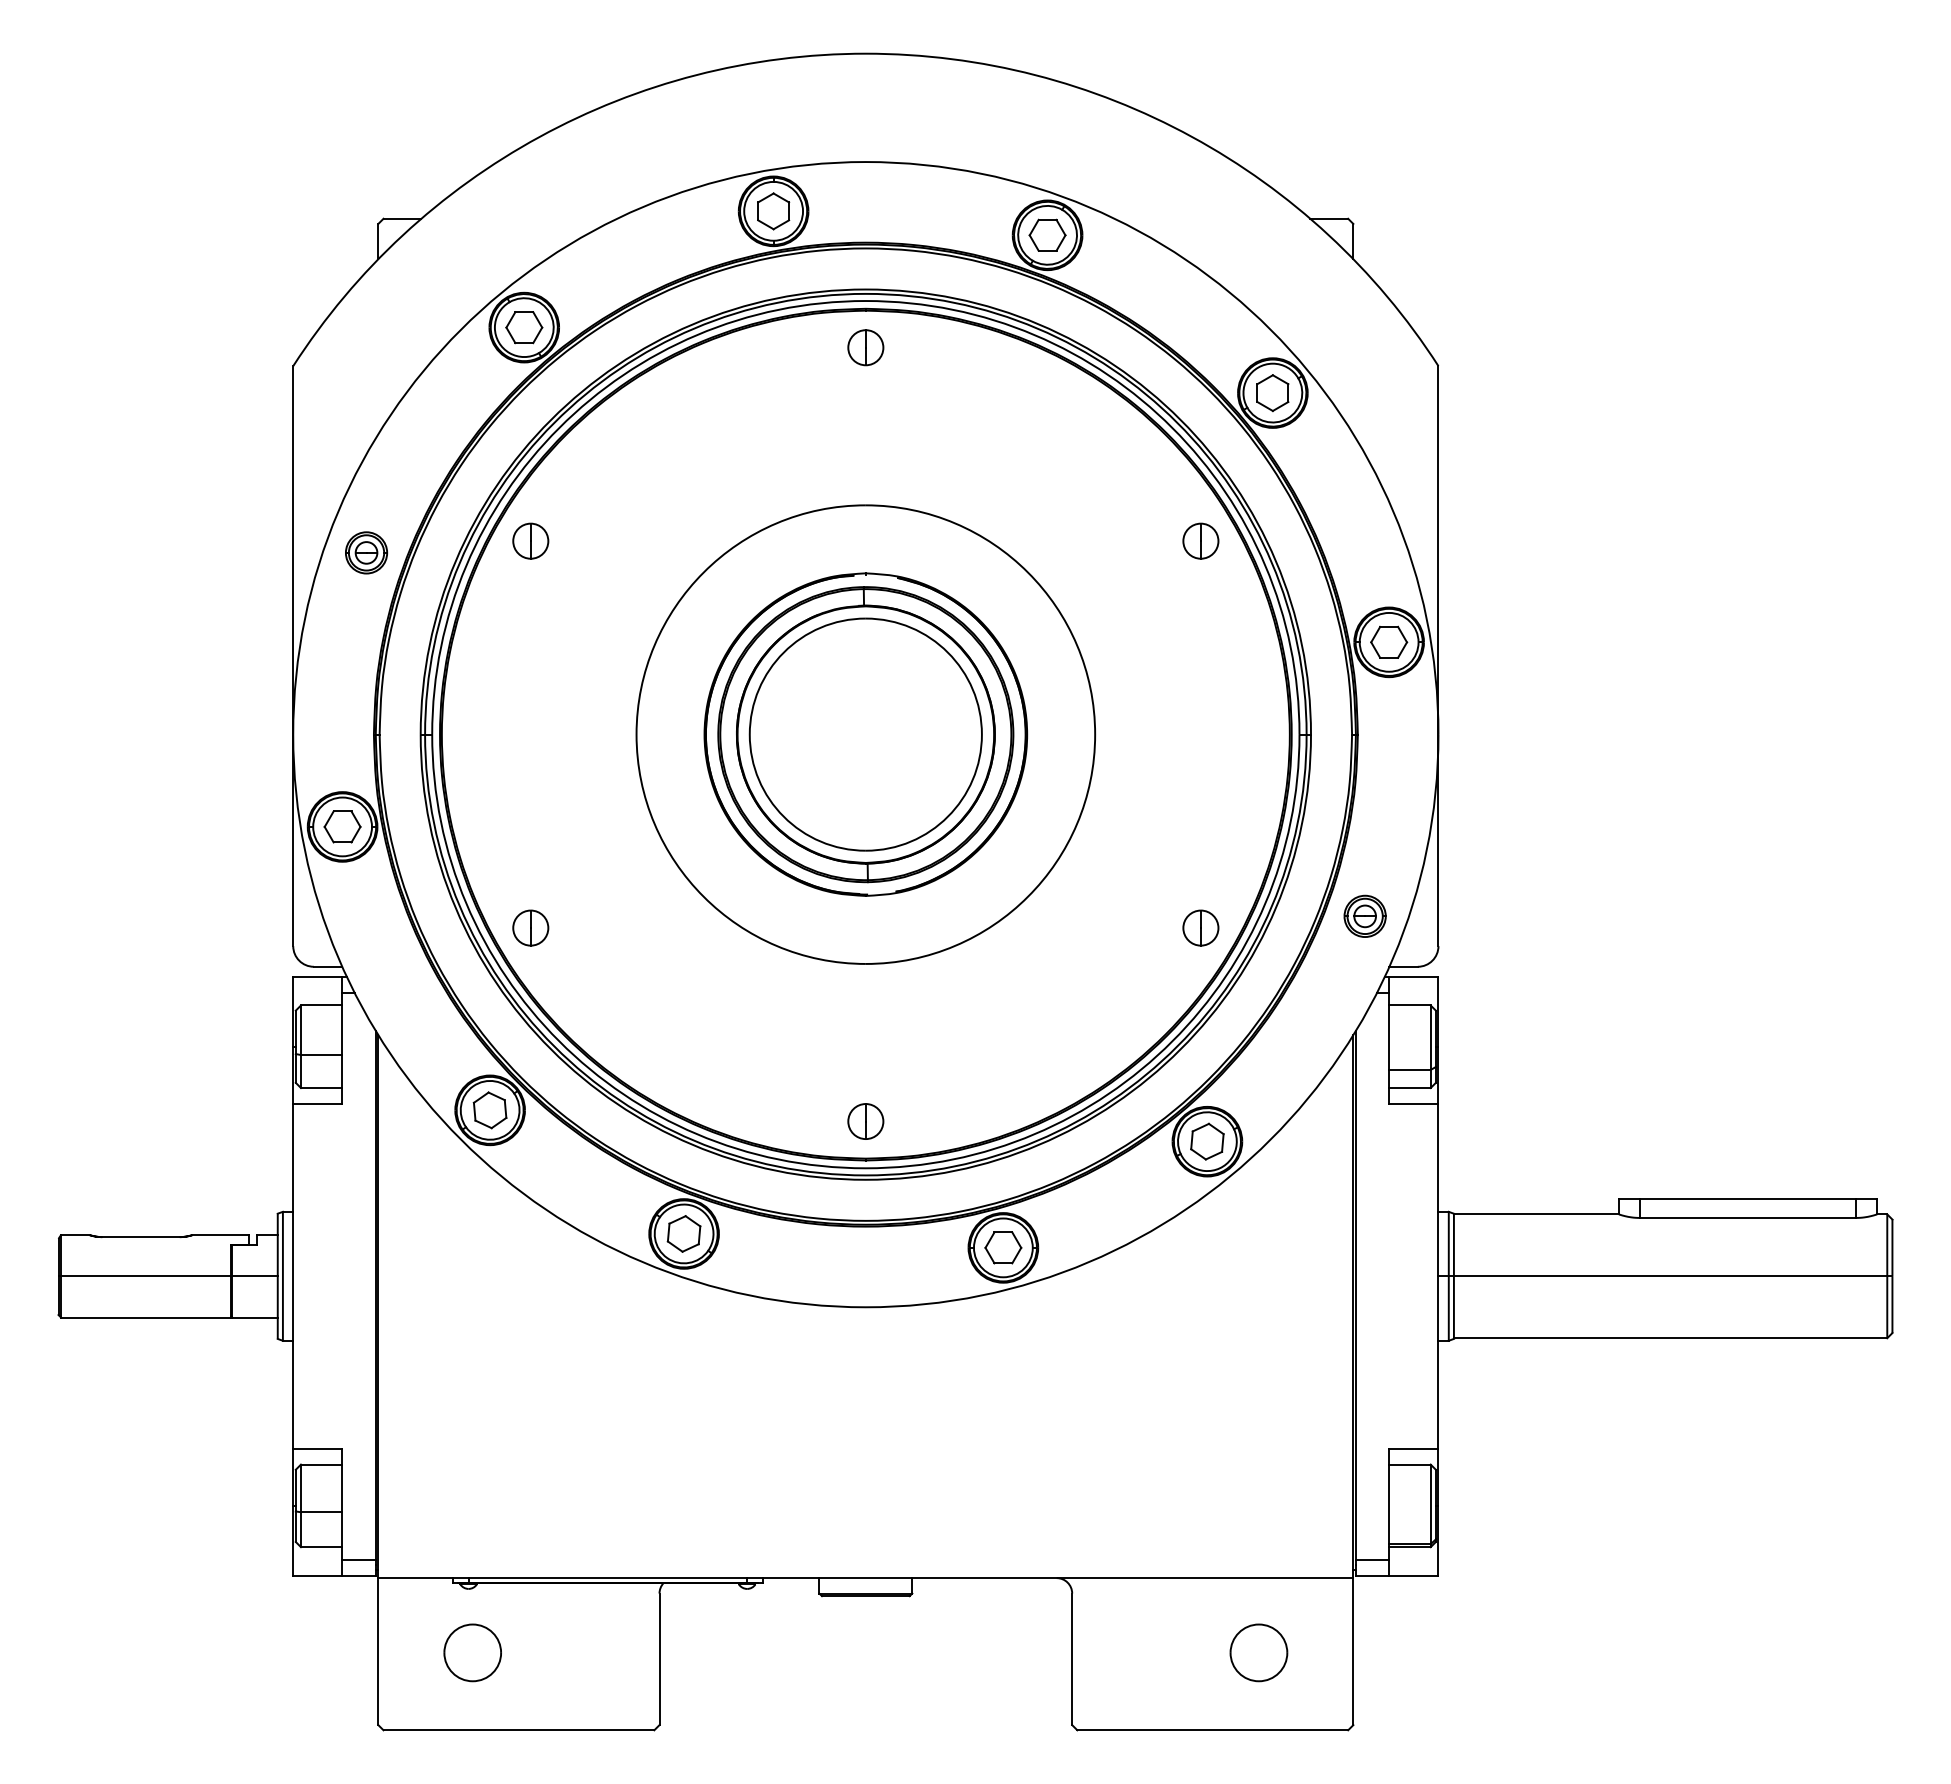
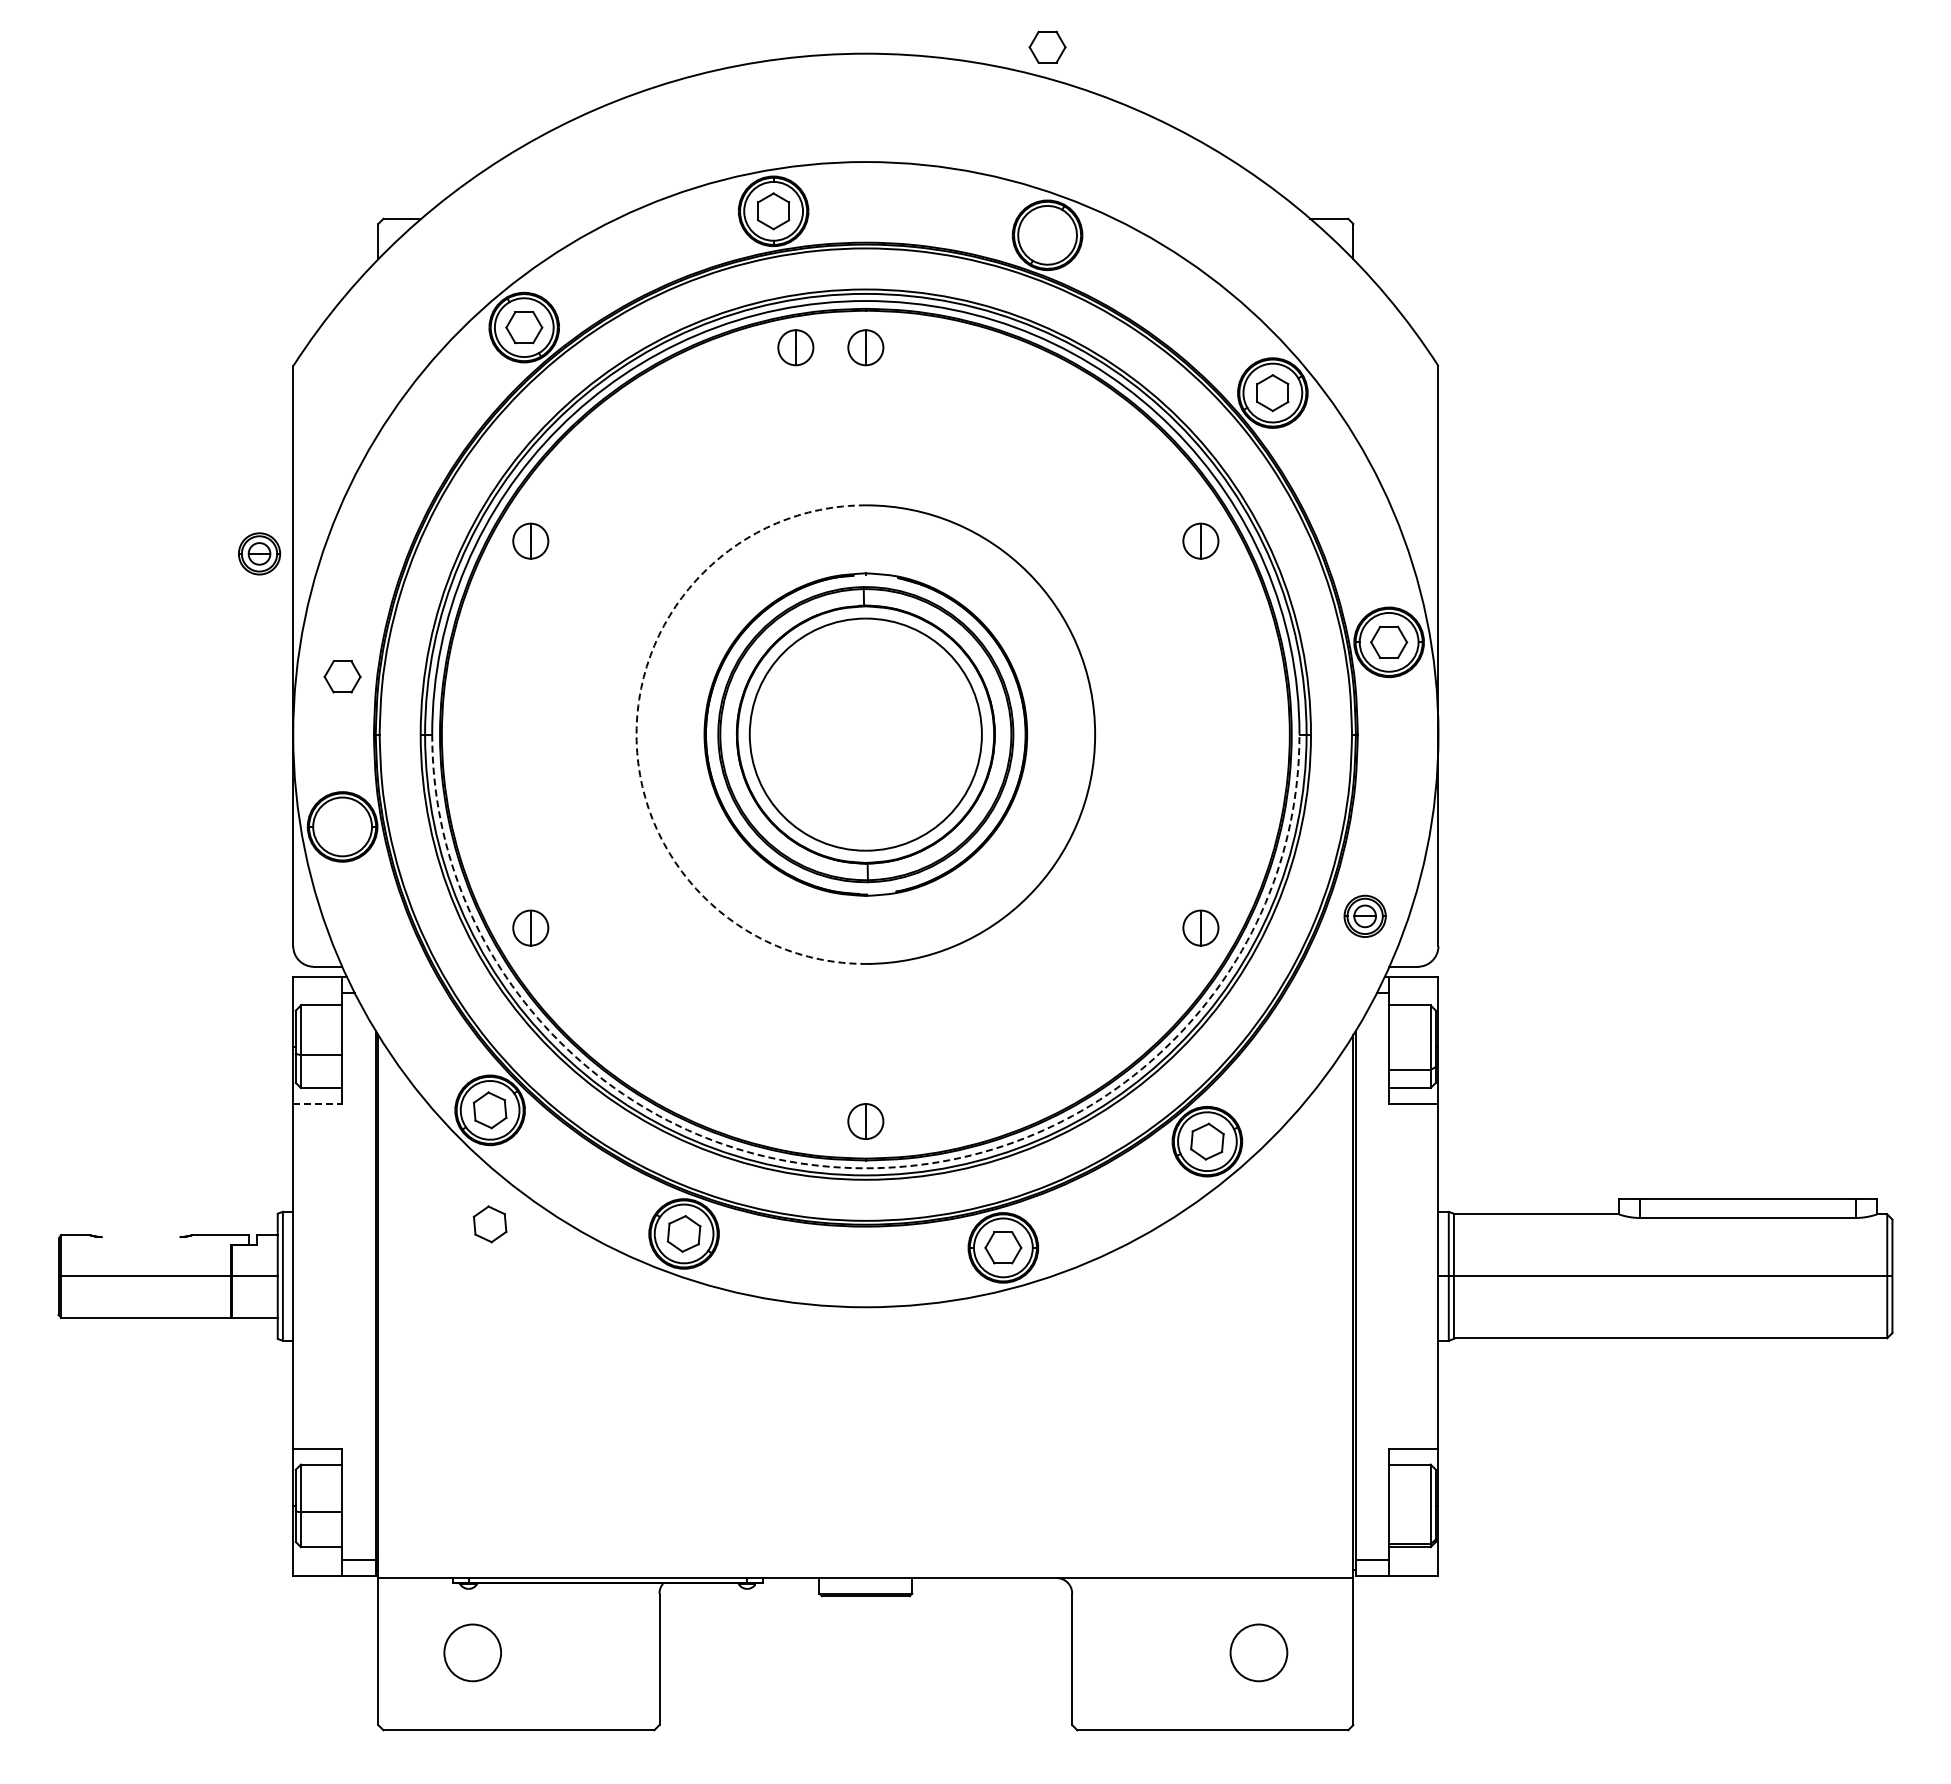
part position: (1047, 234) -> (1047, 46) (1047, 46)
part: none -> present (795, 347)
part position: (366, 552) -> (259, 553) (259, 553)
arc: solid -> dashed (636, 734)
part position: (342, 826) -> (342, 676) (342, 676)
line: solid -> dashed (317, 1103)
arc: solid -> dashed (865, 1168)
part: none -> present (489, 1224)
line: present -> none (140, 1237)
